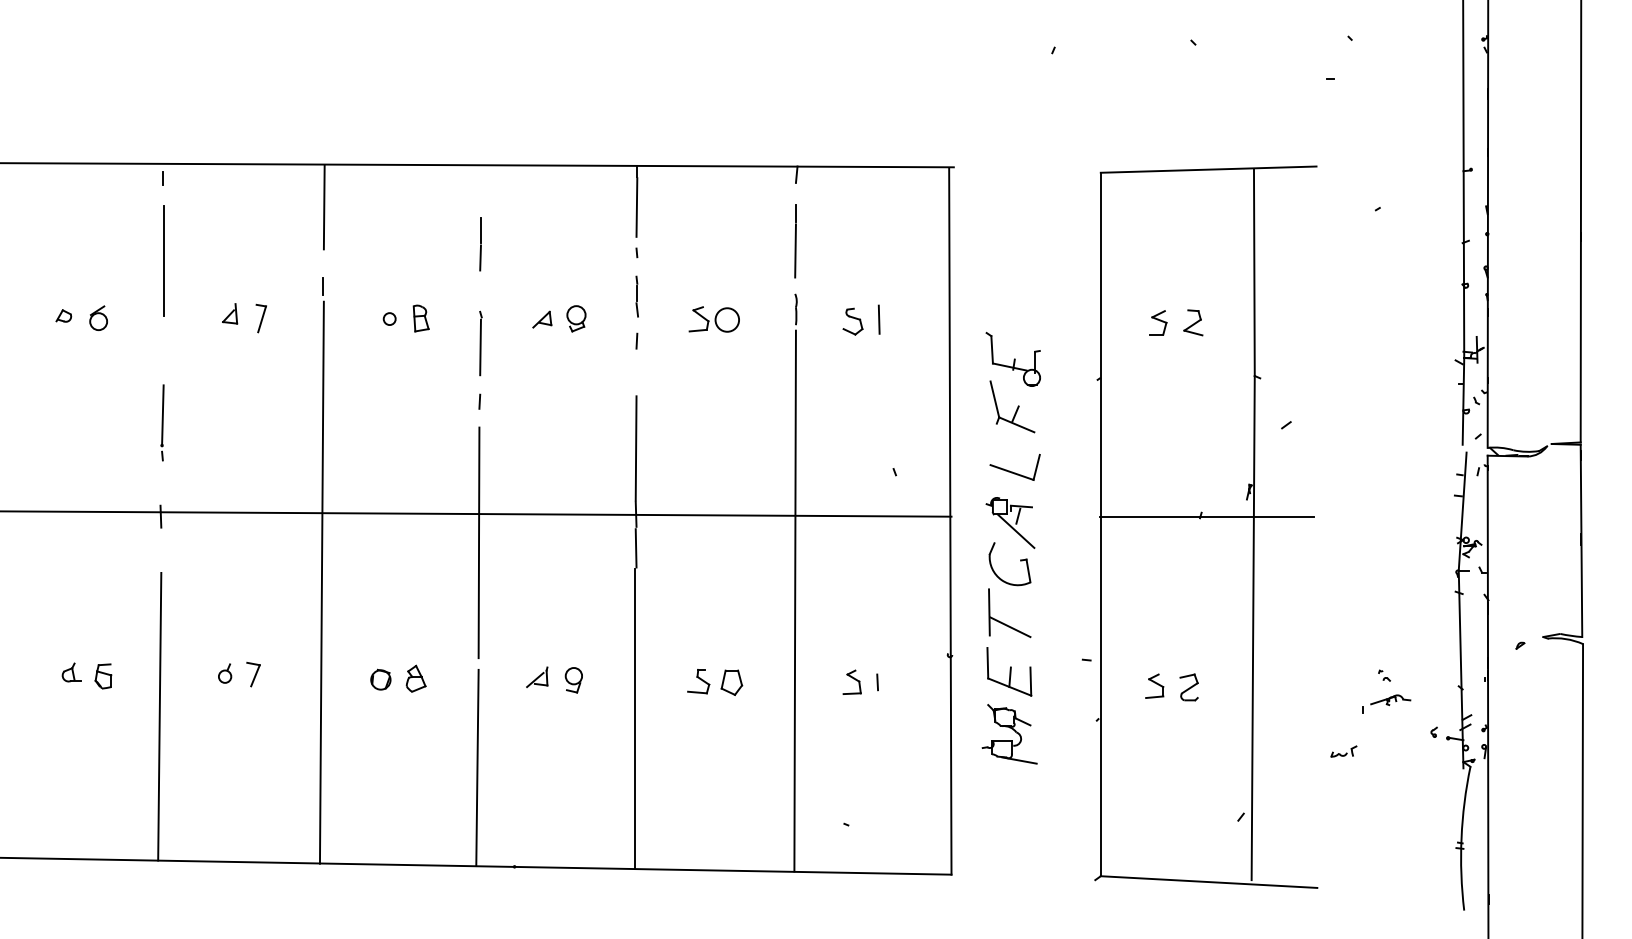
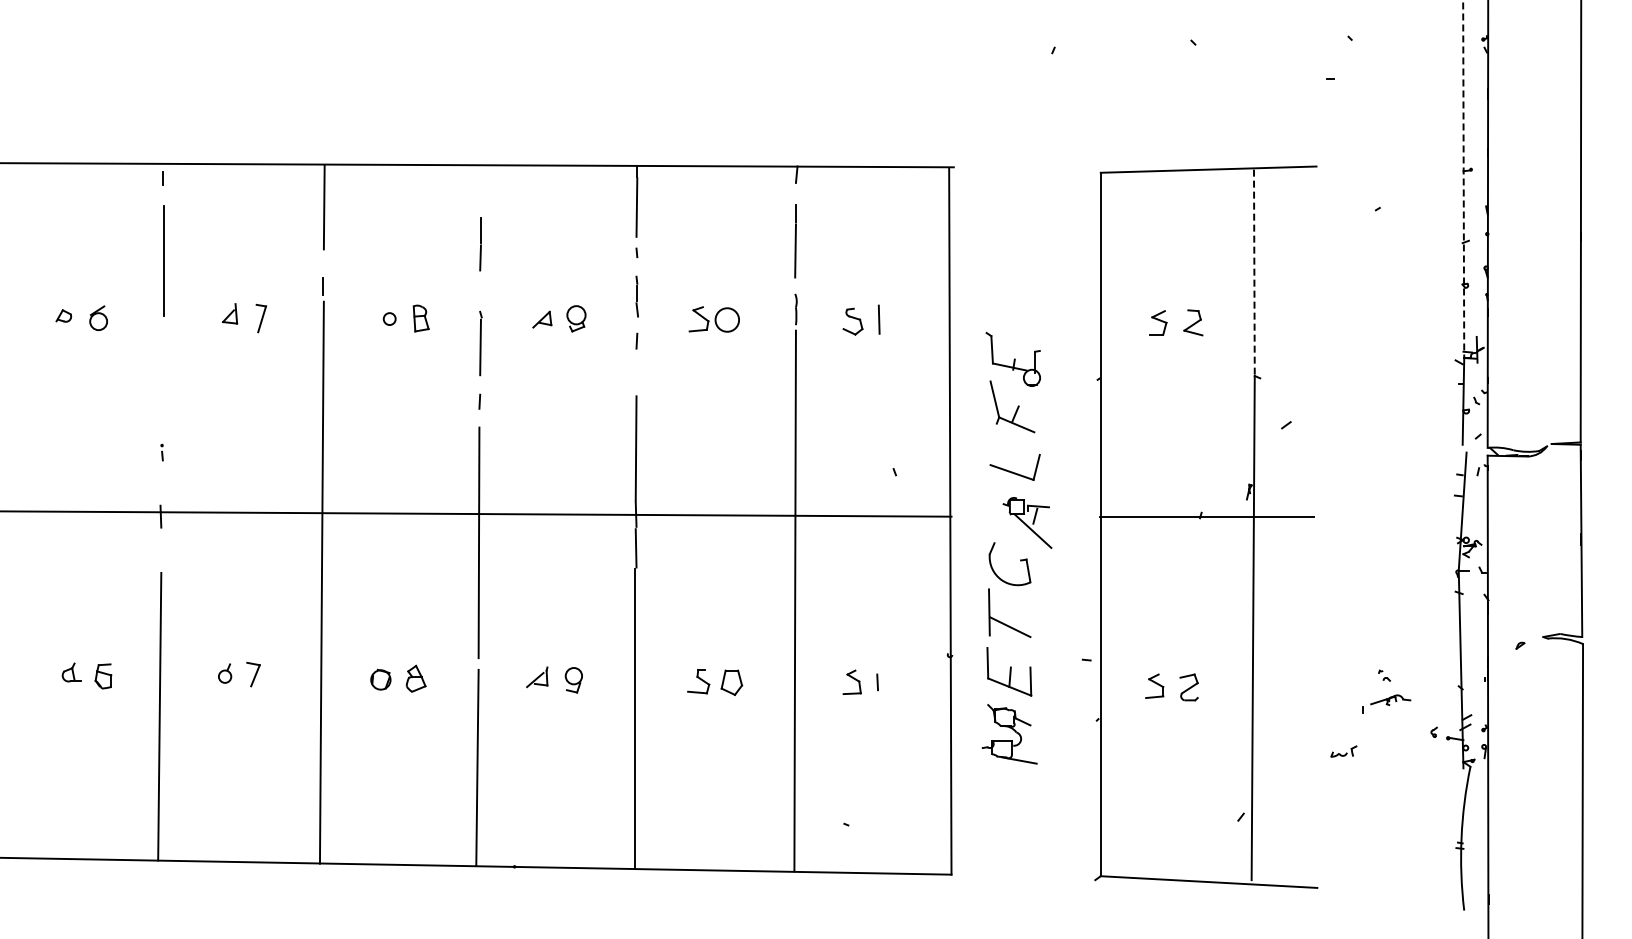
line: solid -> dashed (1463, 179)
line: solid -> dashed (1254, 273)
line: present -> none (162, 414)
part position: (1010, 522) -> (1027, 522) (1027, 522)
